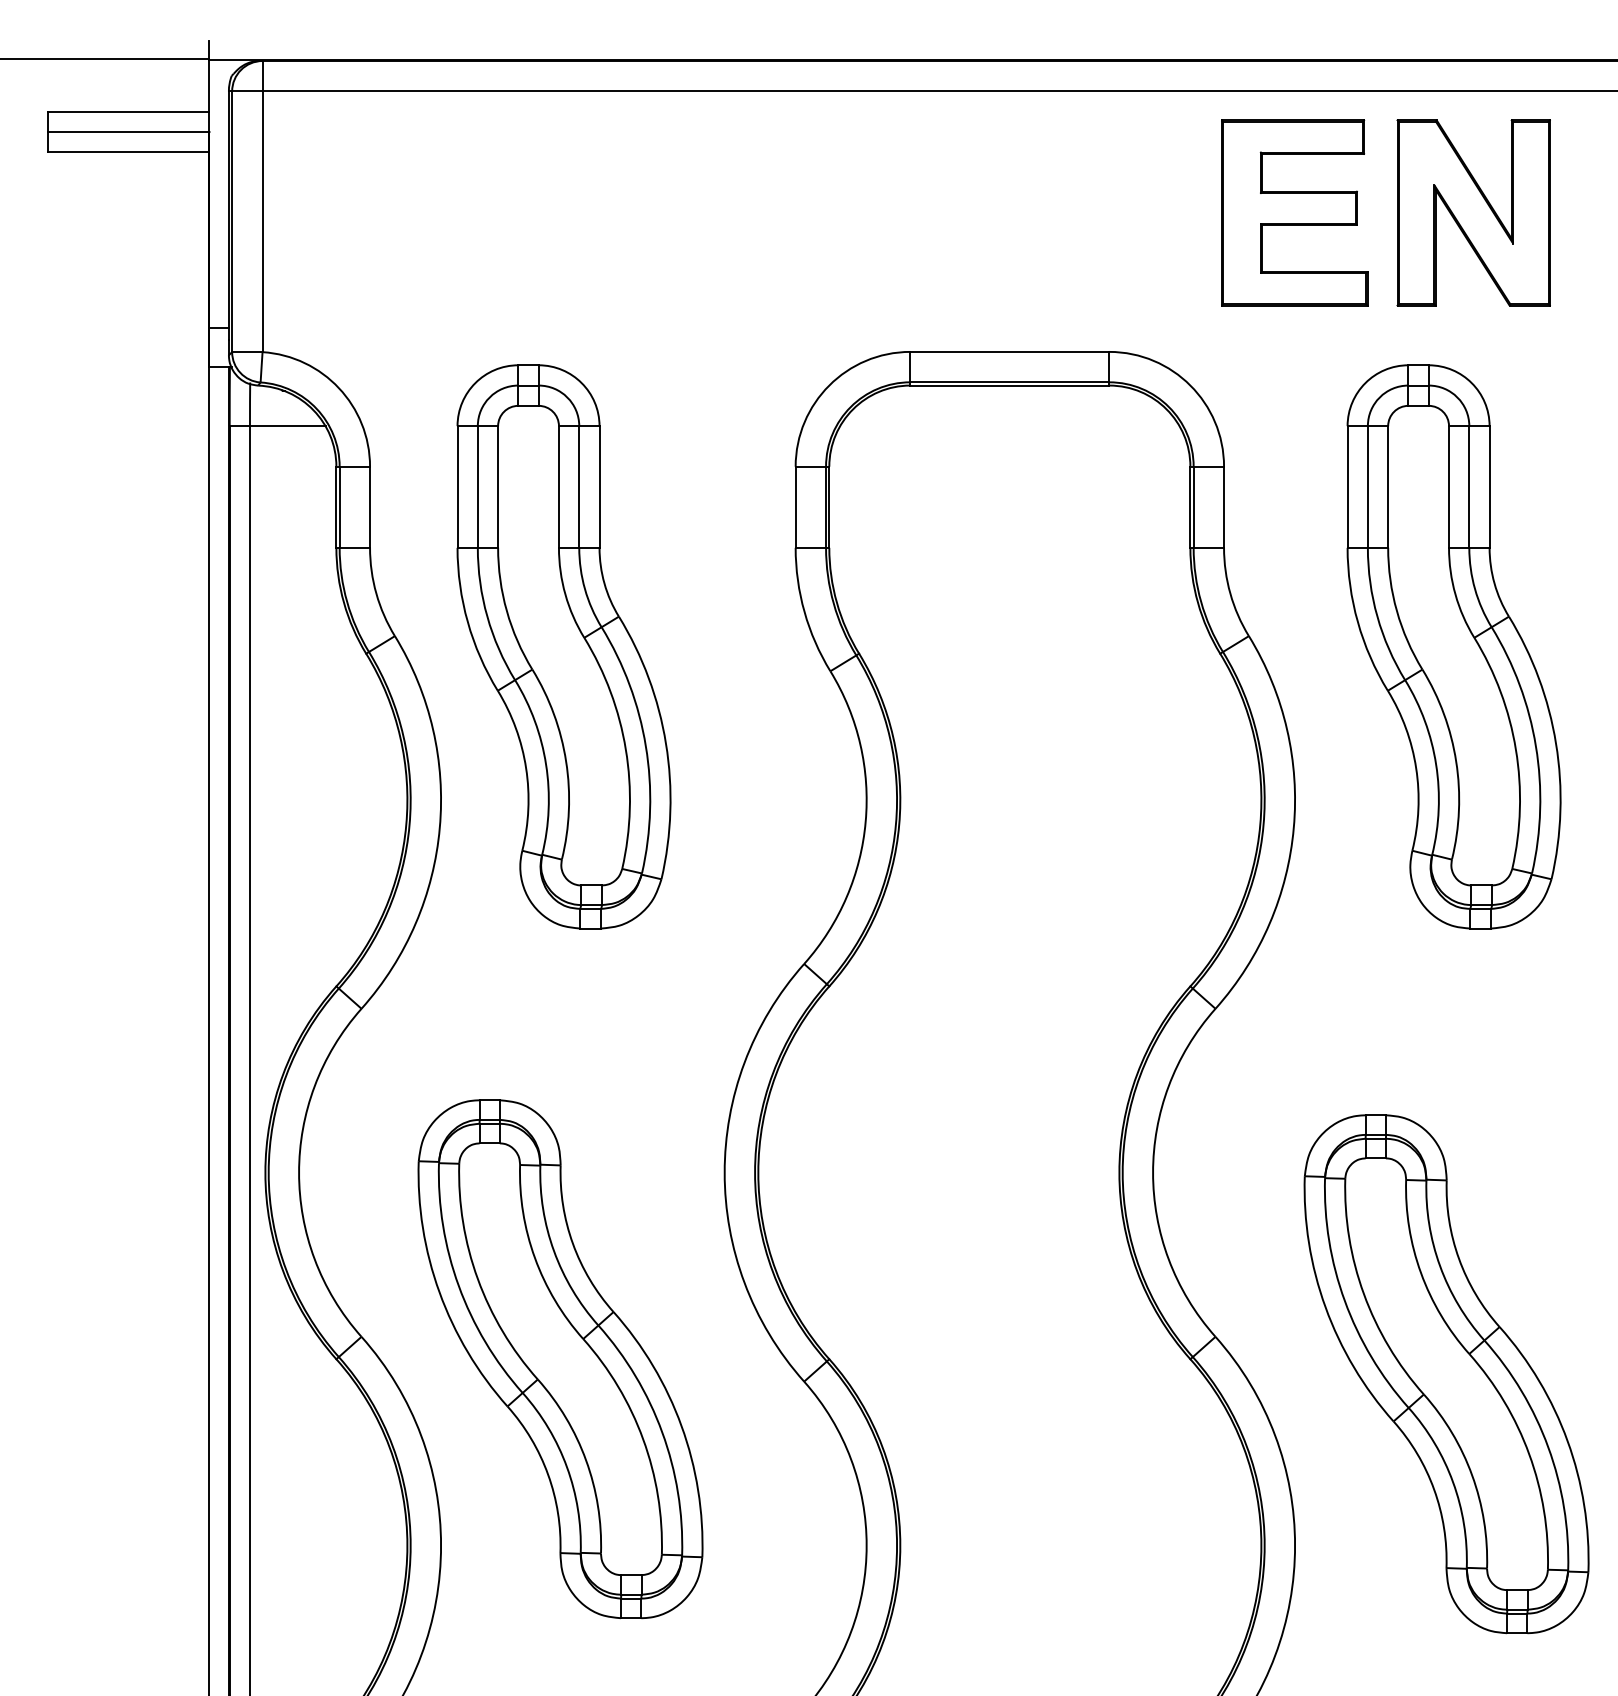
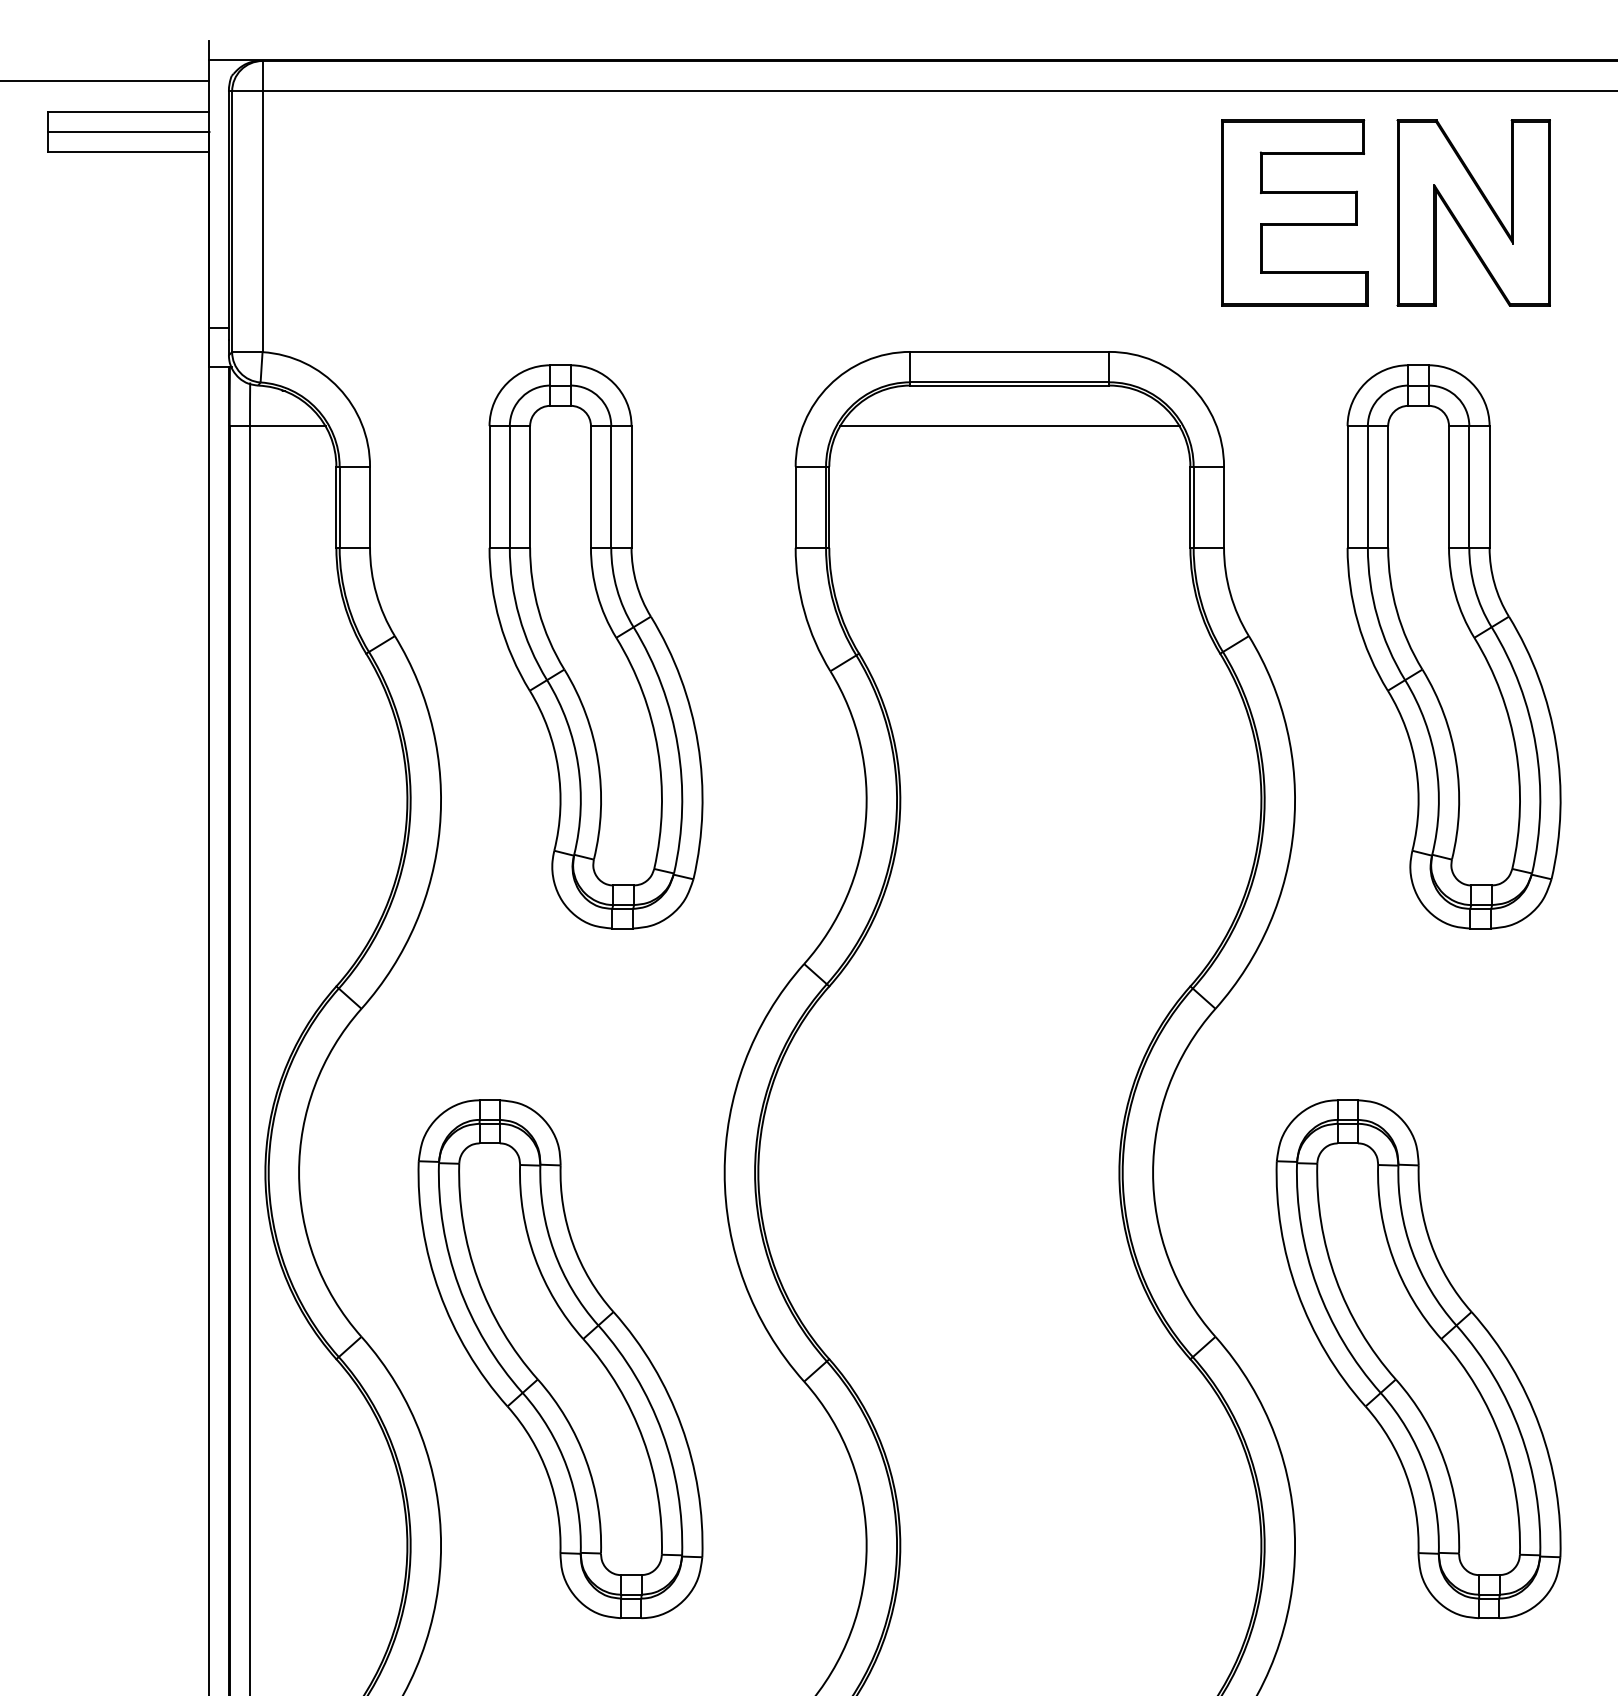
line position: (105, 59) -> (105, 81) (105, 81)
line: none -> present (1009, 426)
part position: (563, 646) -> (595, 646) (595, 646)
part position: (1446, 1374) -> (1418, 1359) (1418, 1359)
